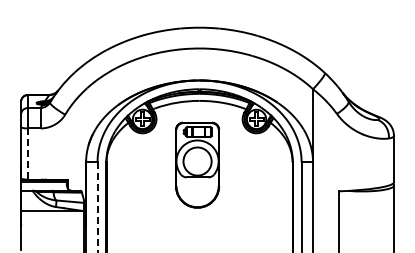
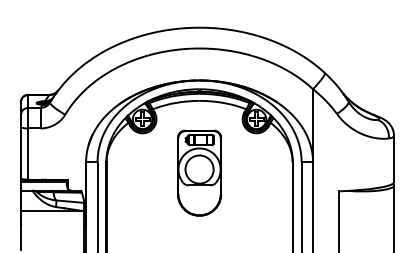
line: dashed -> solid (28, 154)
part position: (197, 164) -> (199, 172) (199, 172)
line: dashed -> solid (97, 207)
